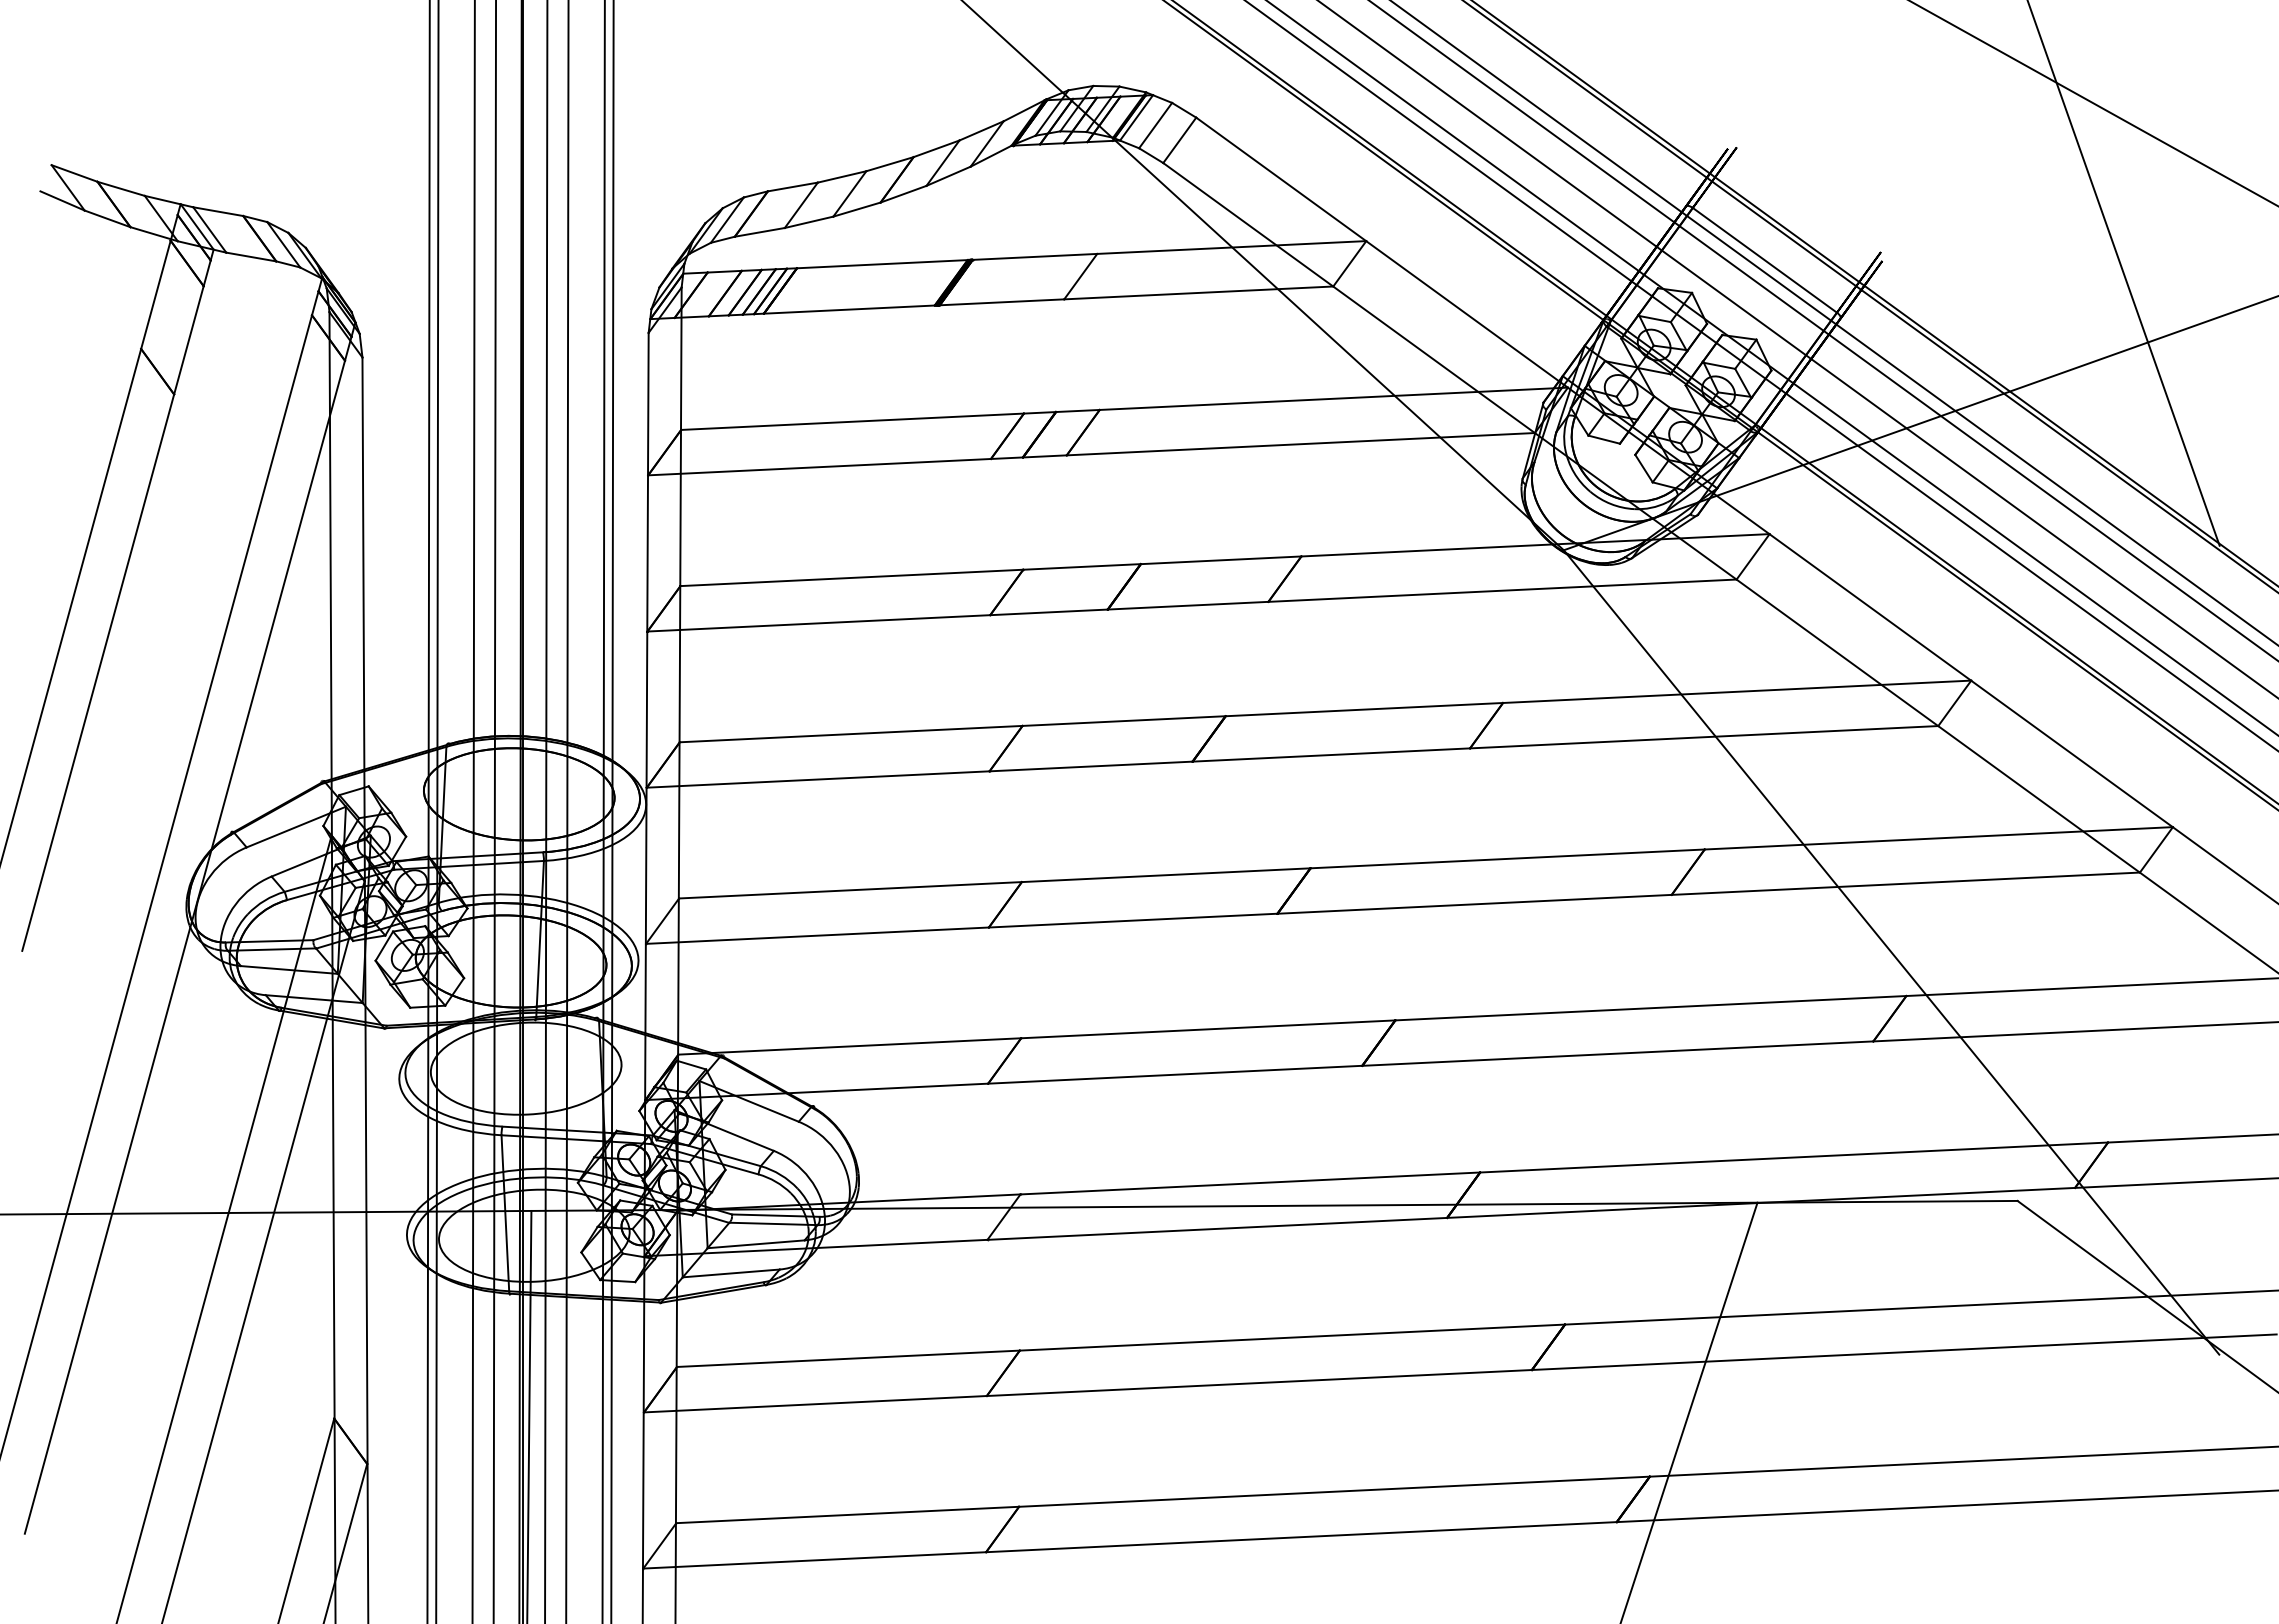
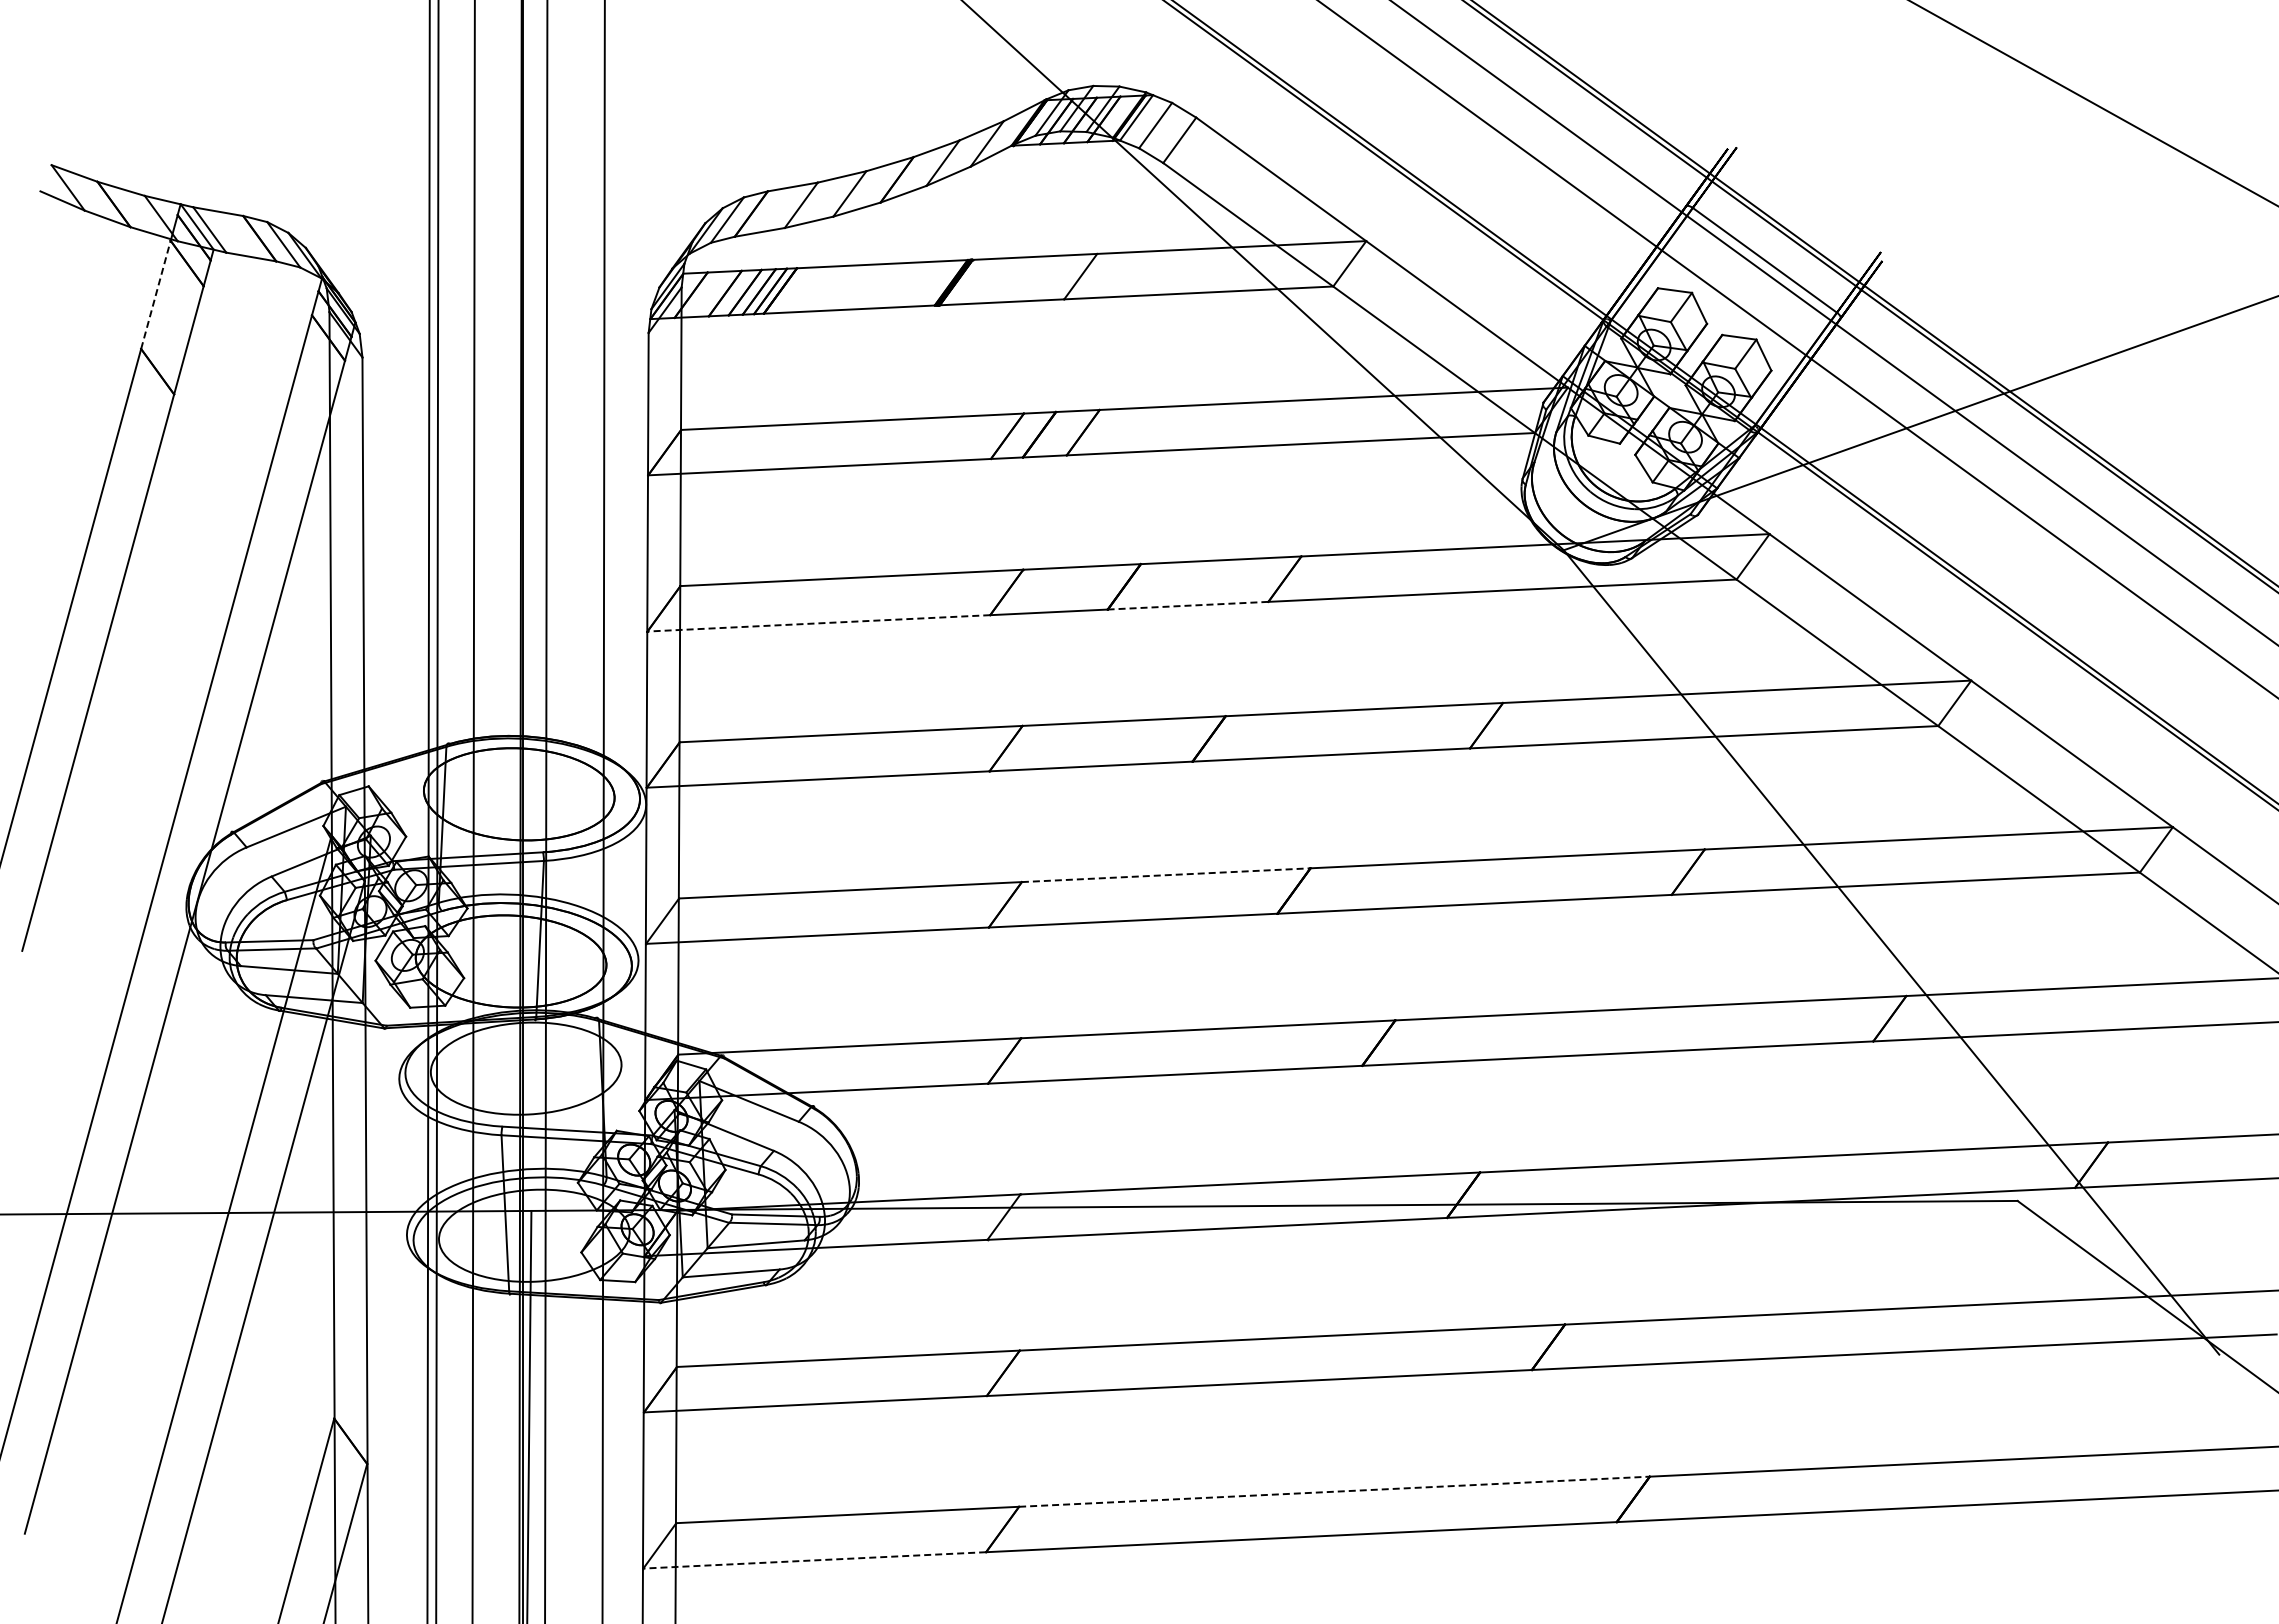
line: present -> none (2123, 273)
line: solid -> dashed (156, 294)
line: present -> none (1823, 330)
line: present -> none (1771, 367)
line: present -> none (1761, 375)
line: solid -> dashed (1187, 605)
line: solid -> dashed (818, 623)
line: present -> none (494, 811)
line: present -> none (567, 811)
line: present -> none (612, 811)
line: solid -> dashed (1166, 875)
line: present -> none (1689, 1411)
line: solid -> dashed (1334, 1491)
line: solid -> dashed (814, 1560)
